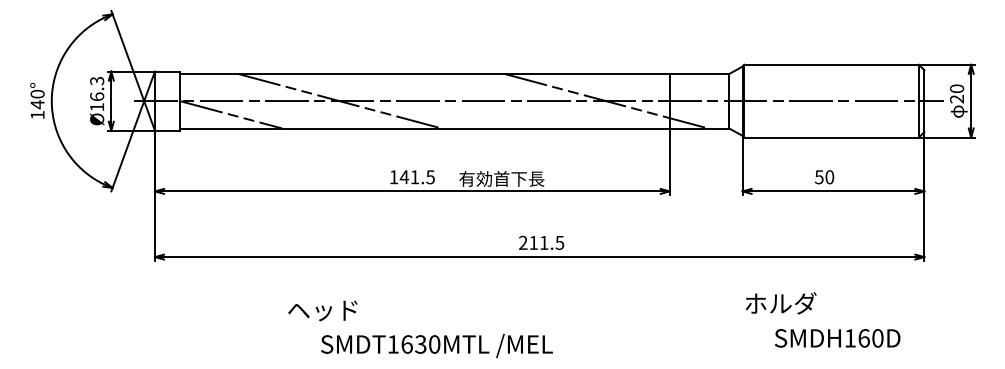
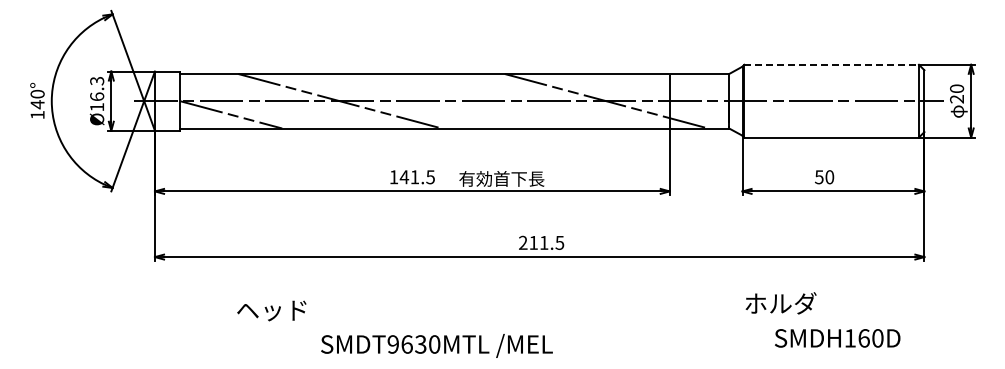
line: solid -> dashed (832, 64)
text position: (322, 310) -> (271, 310) (271, 310)
text: SMDT1630MTL -> SMDT9630MTL (392, 344)
